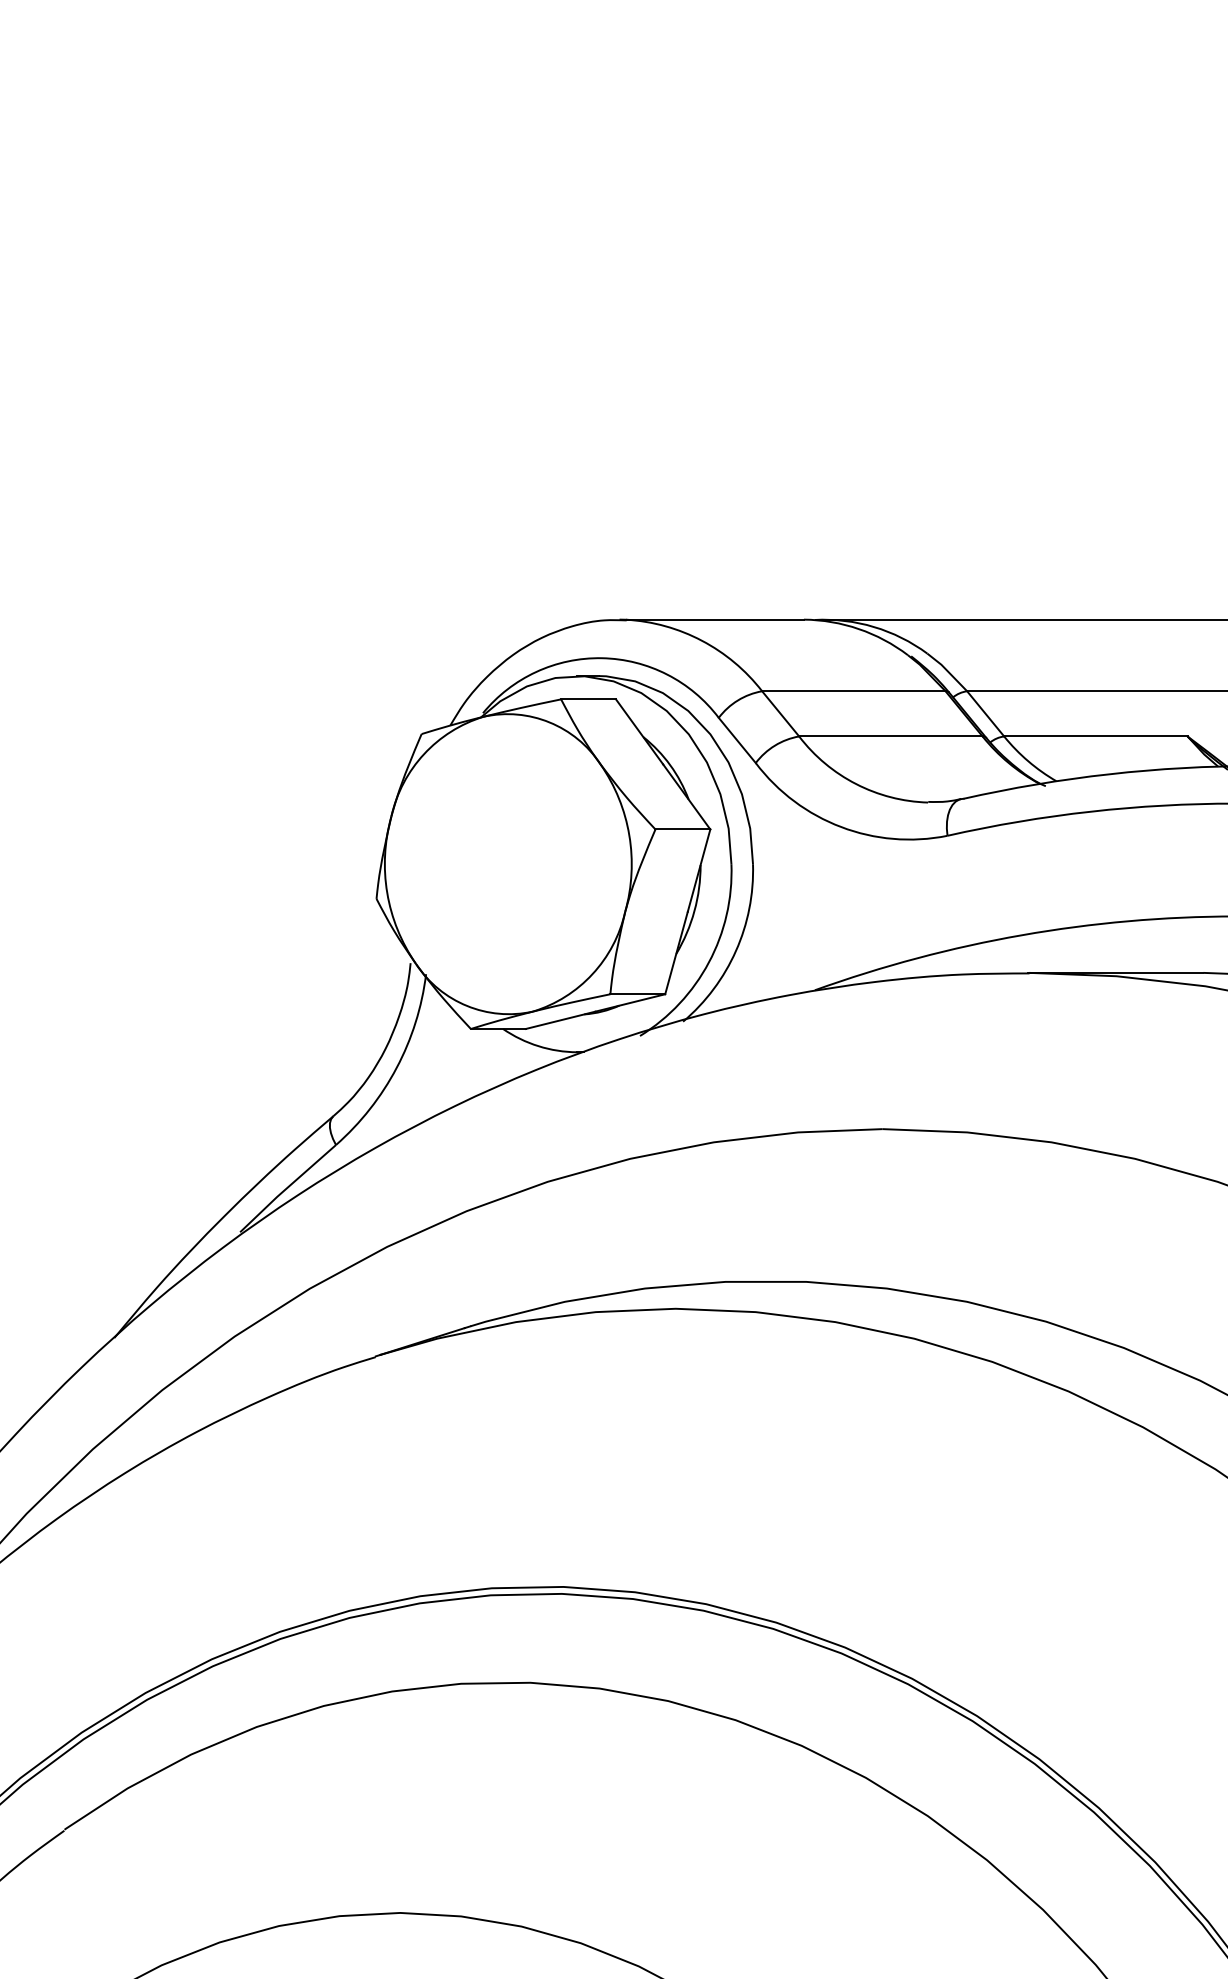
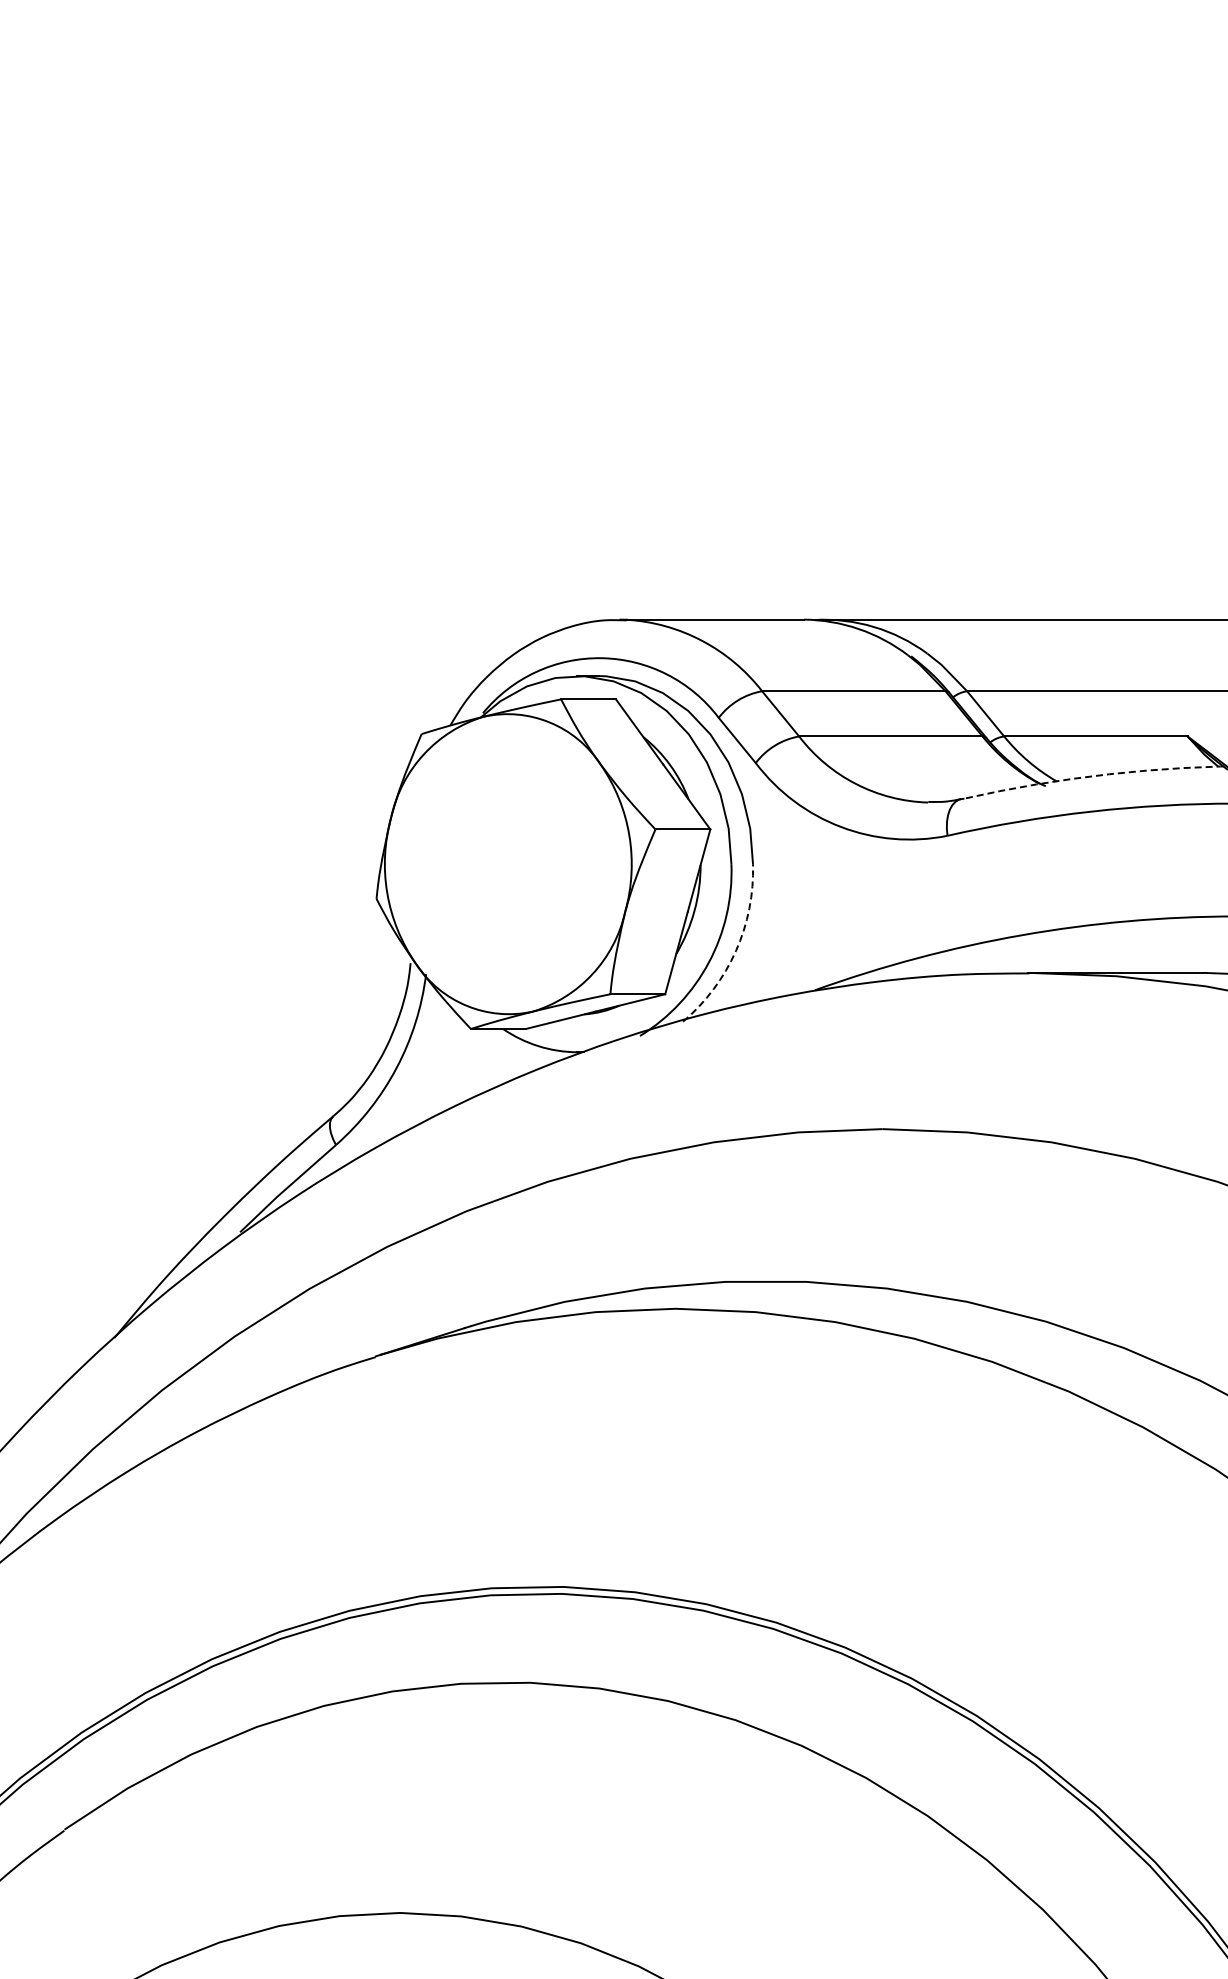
arc: solid -> dashed (1094, 776)
arc: solid -> dashed (736, 950)
